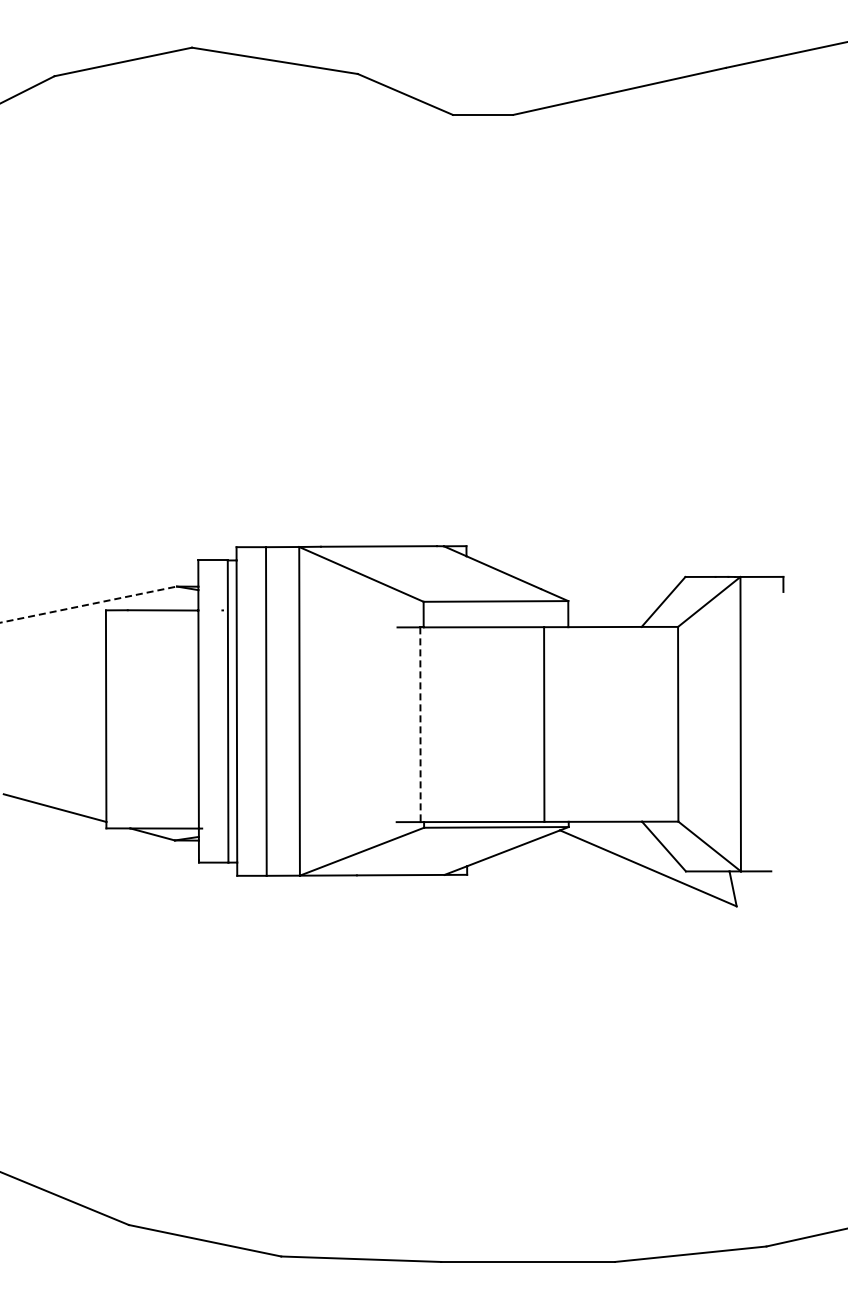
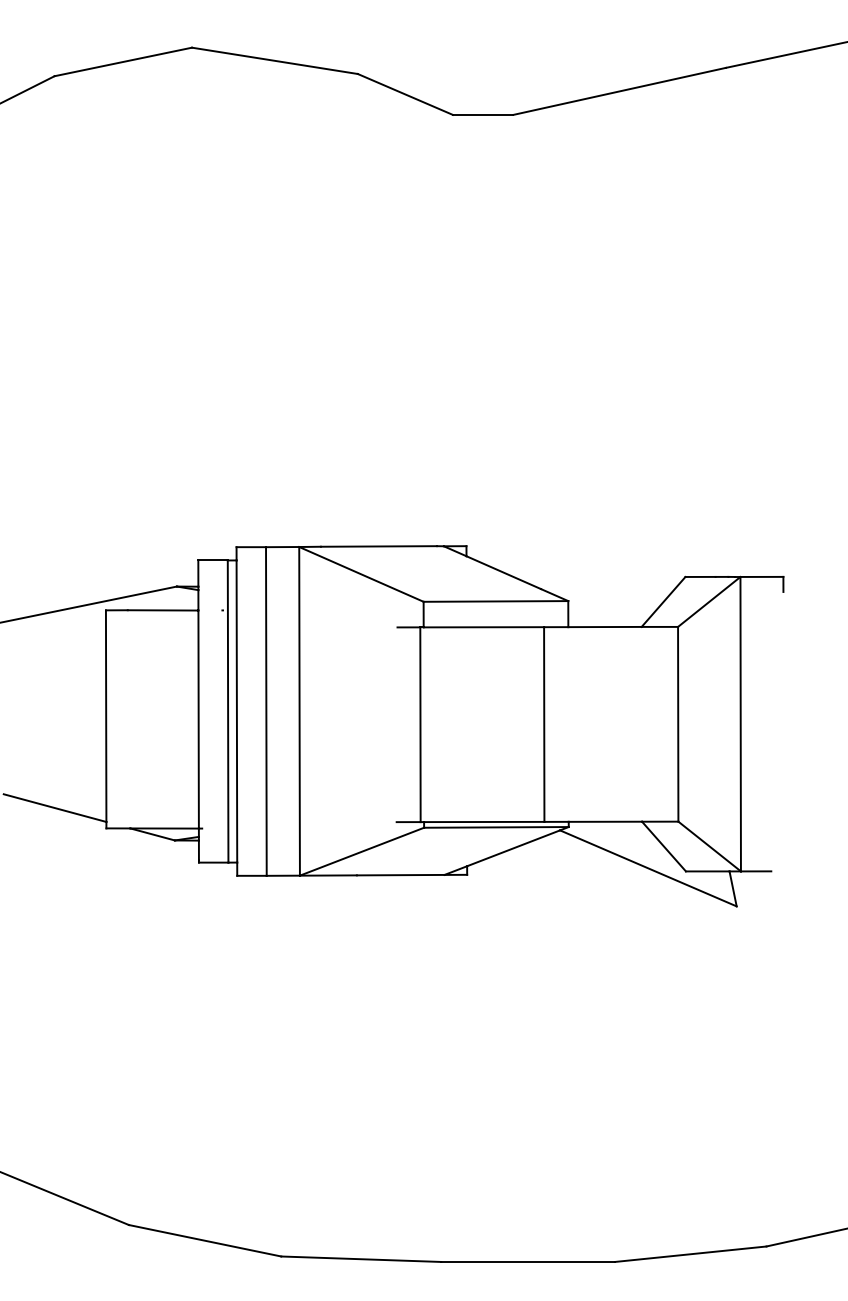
line: dashed -> solid (88, 604)
line: dashed -> solid (420, 725)
